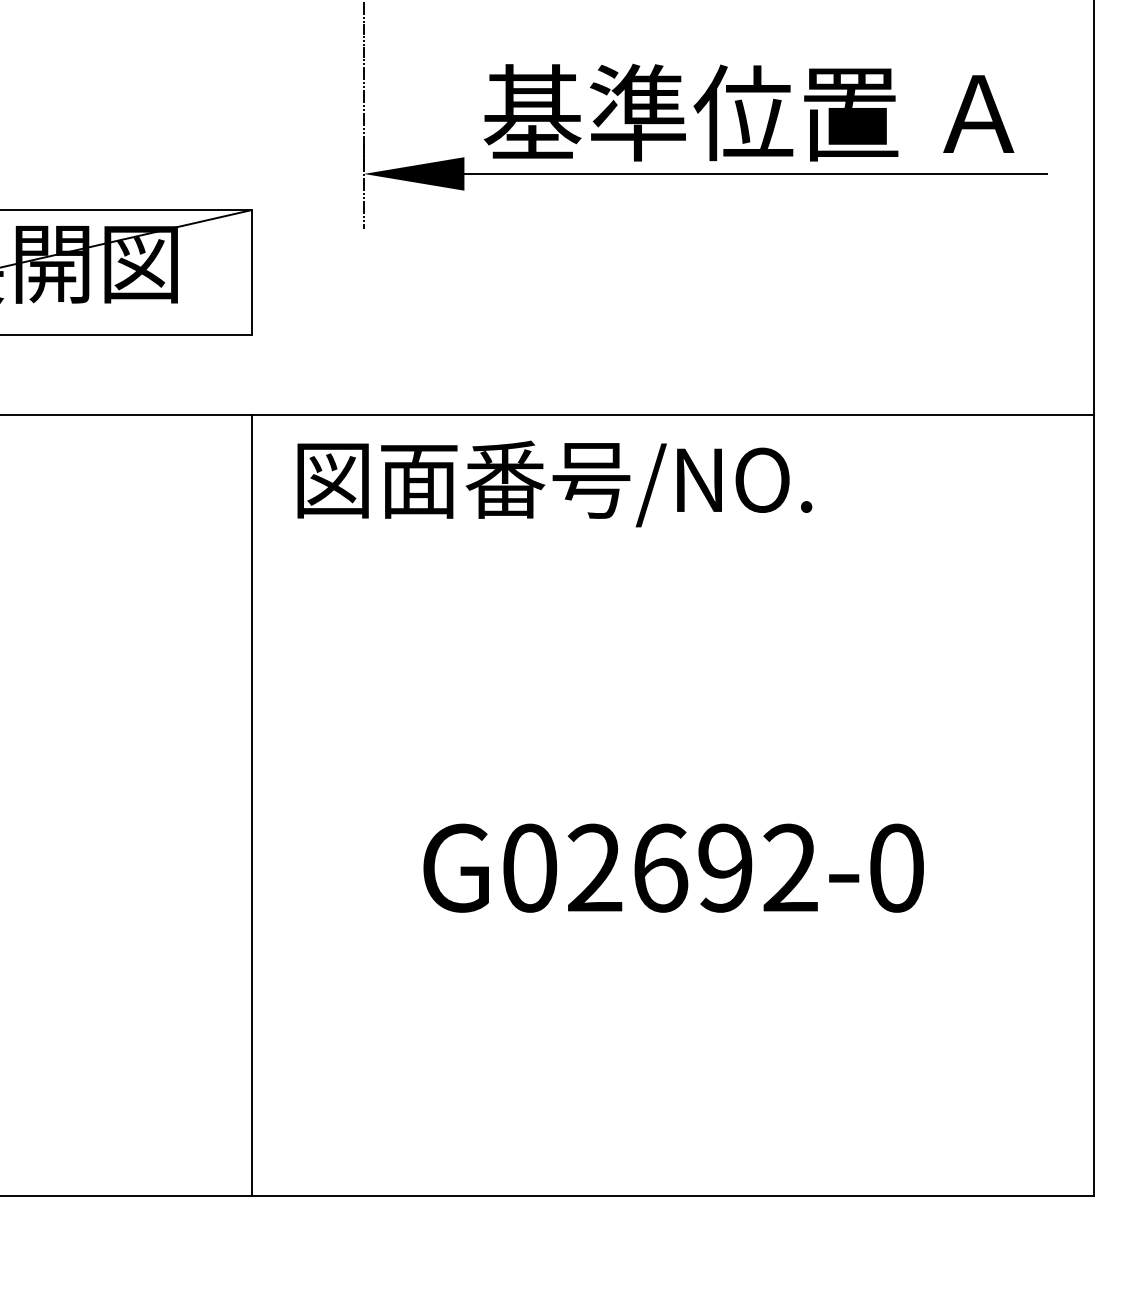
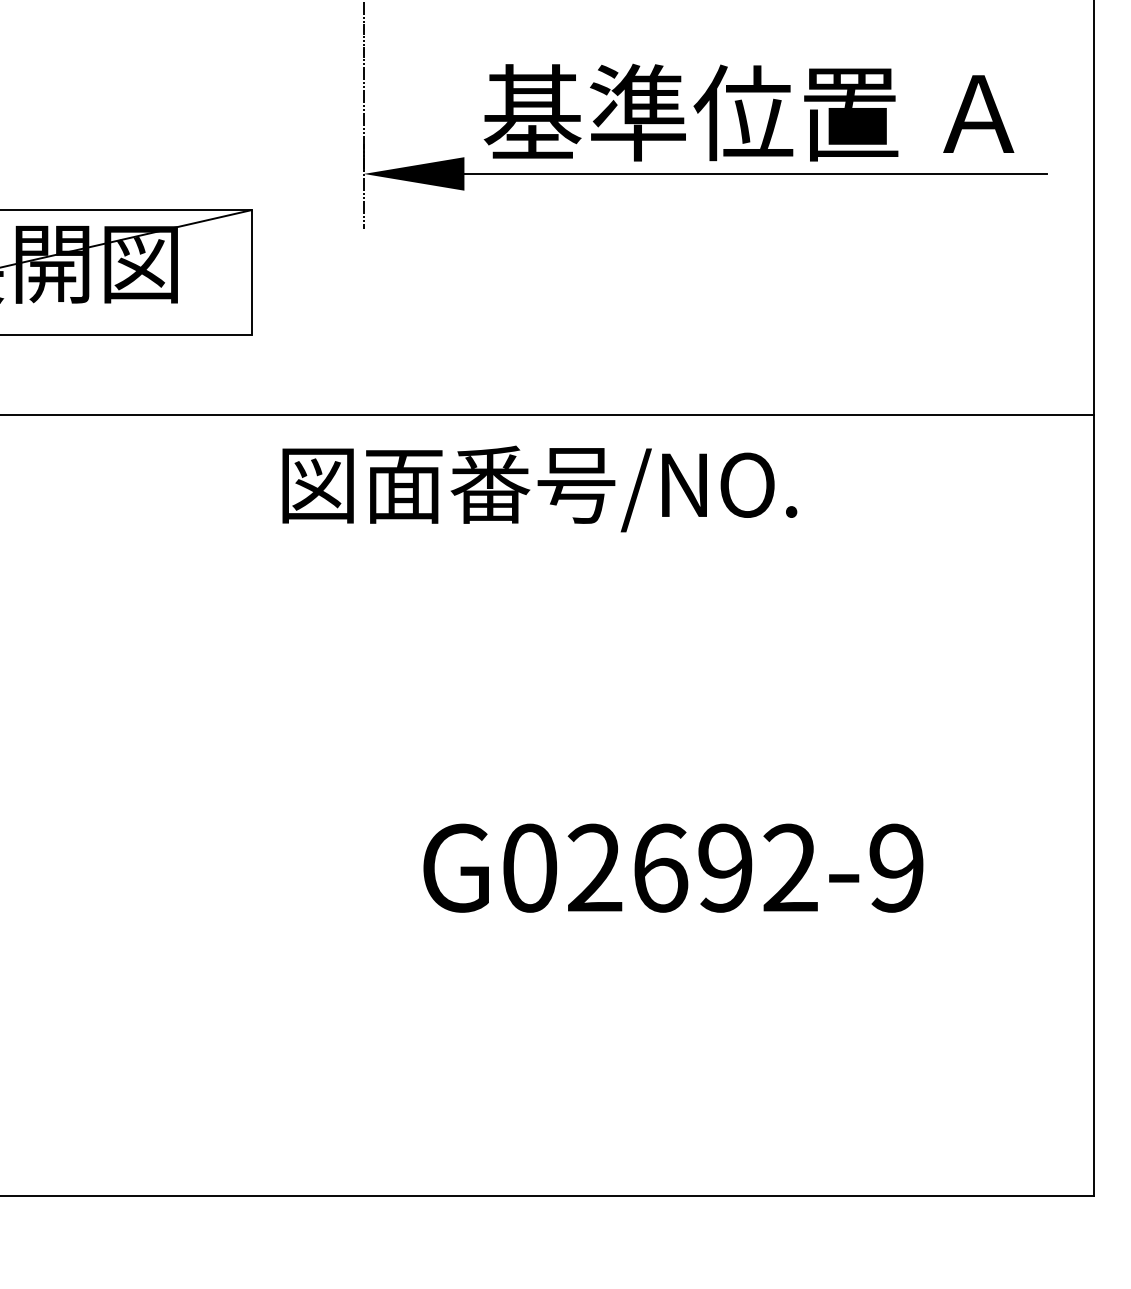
text position: (554, 483) -> (539, 488) (539, 488)
line: present -> none (251, 805)
text: G02692-0 -> G02692-9 (896, 867)
